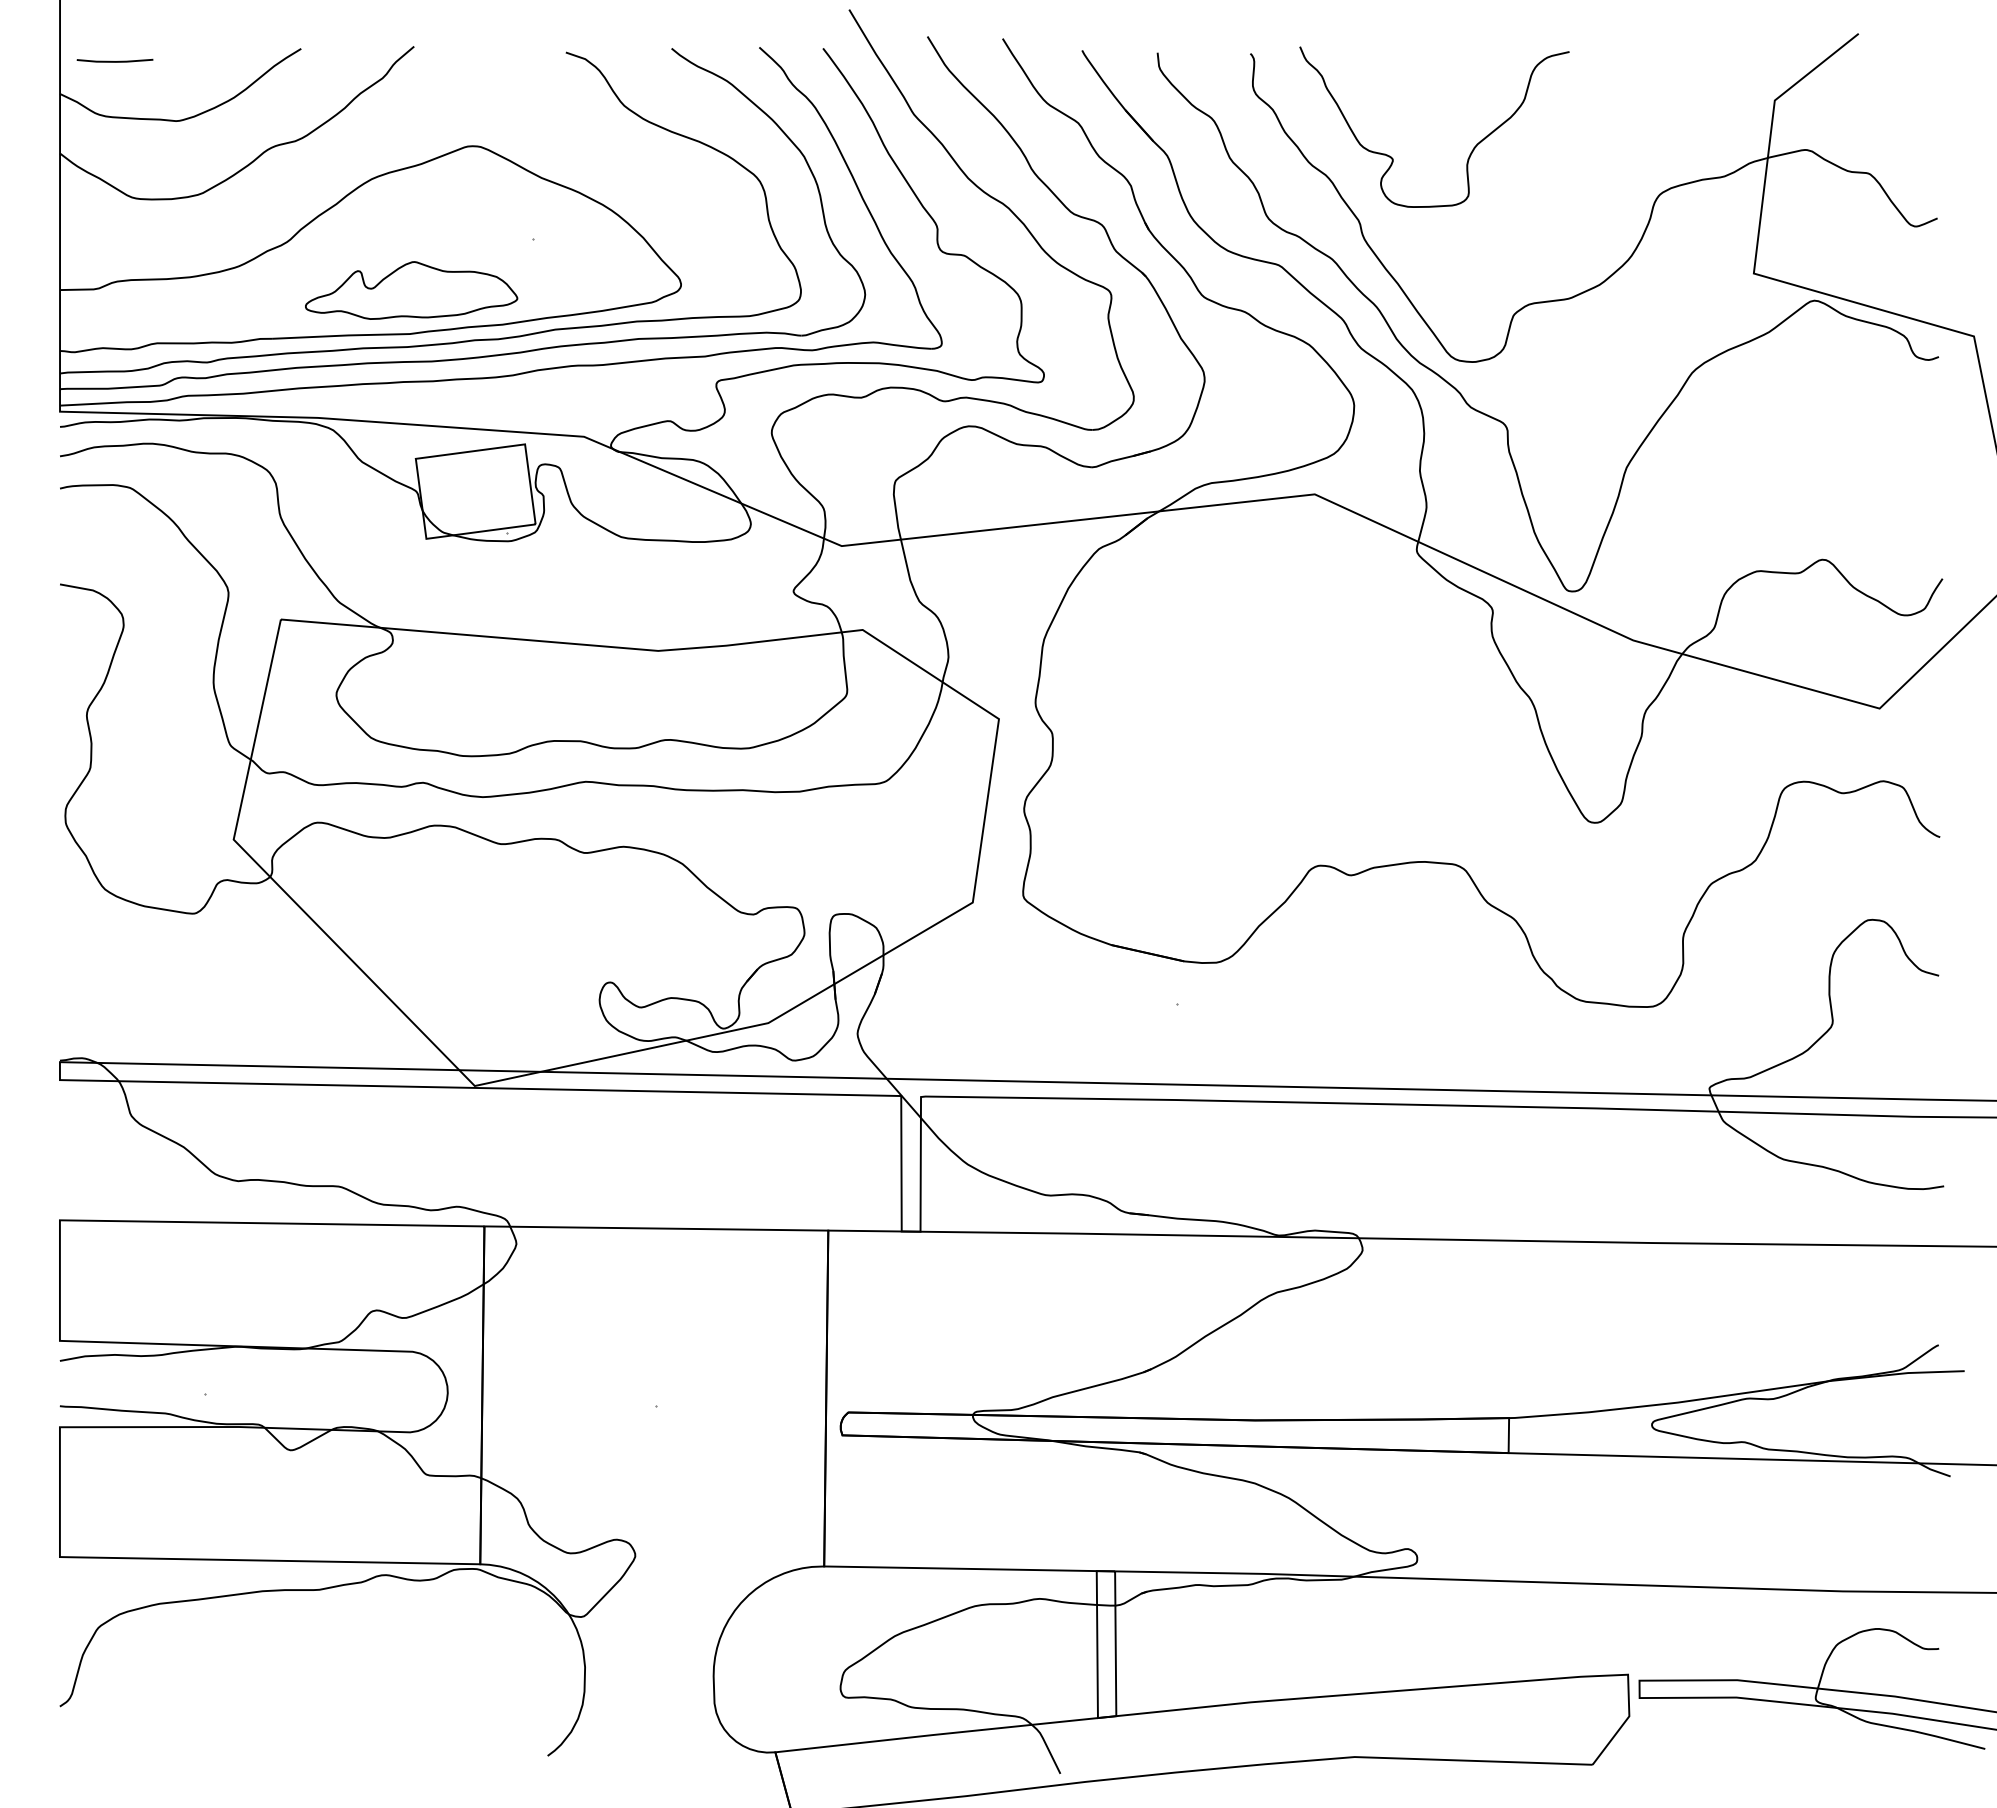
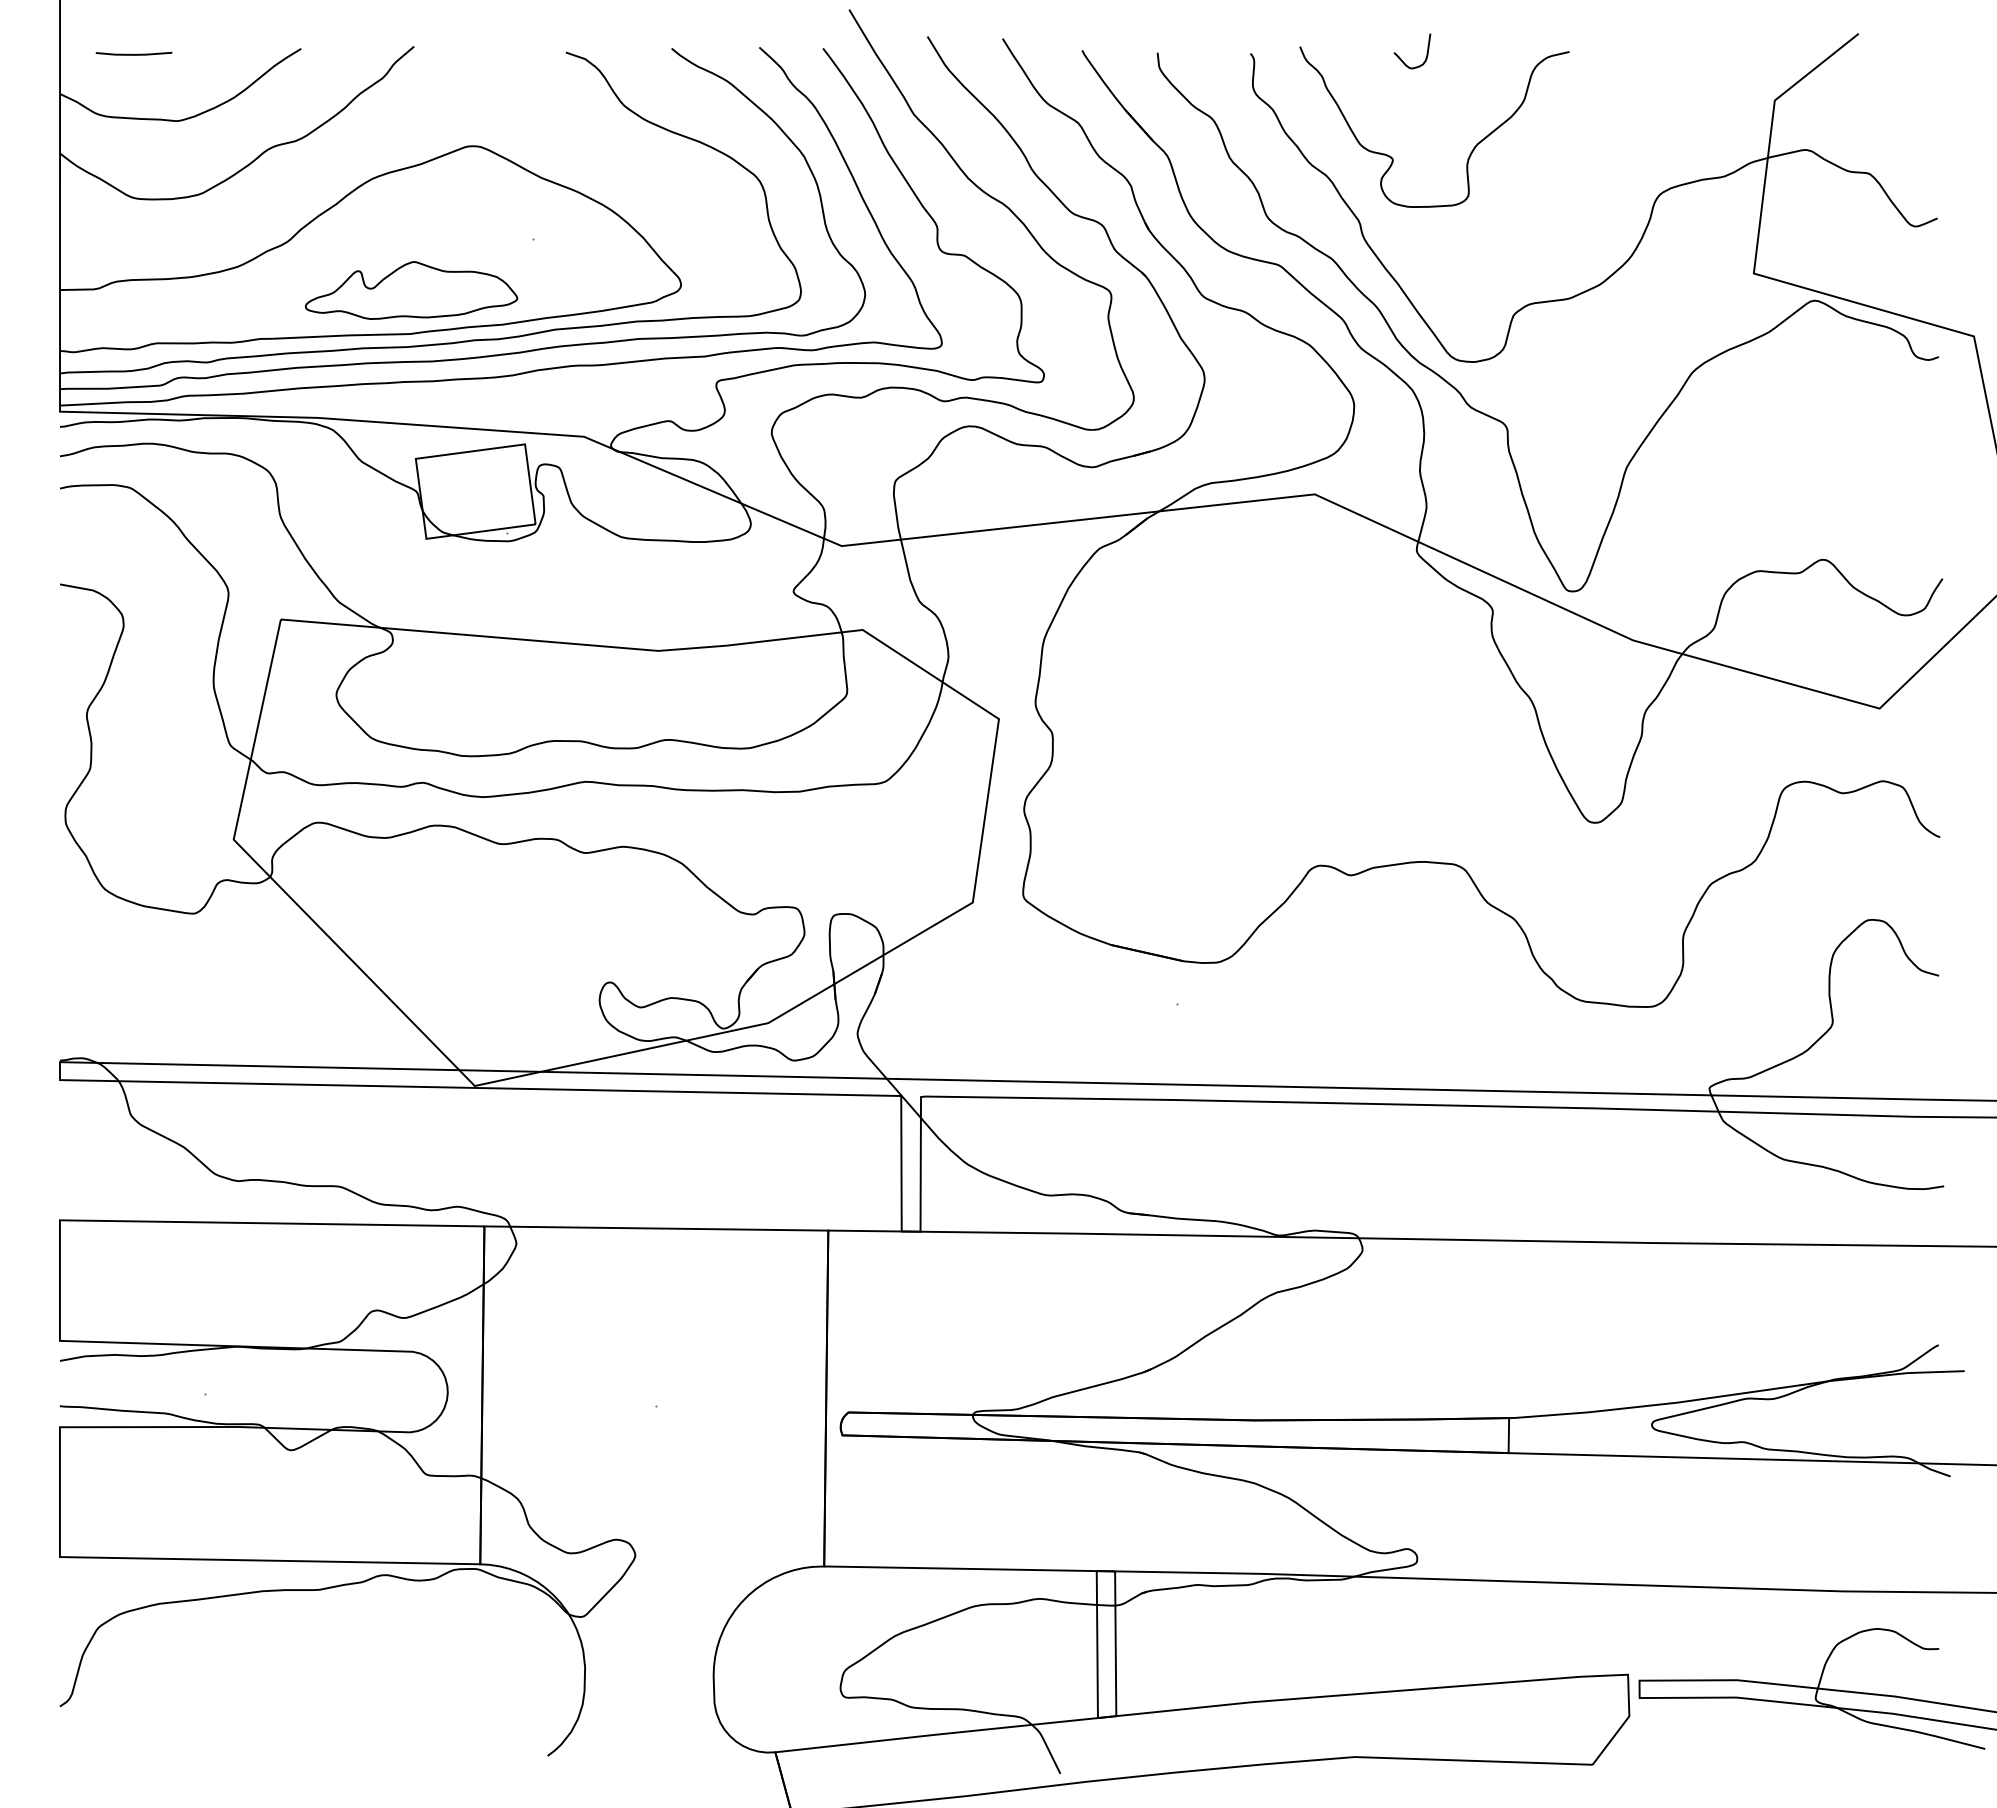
curve: none -> present (1401, 58)
line position: (114, 61) -> (133, 54) (133, 54)
